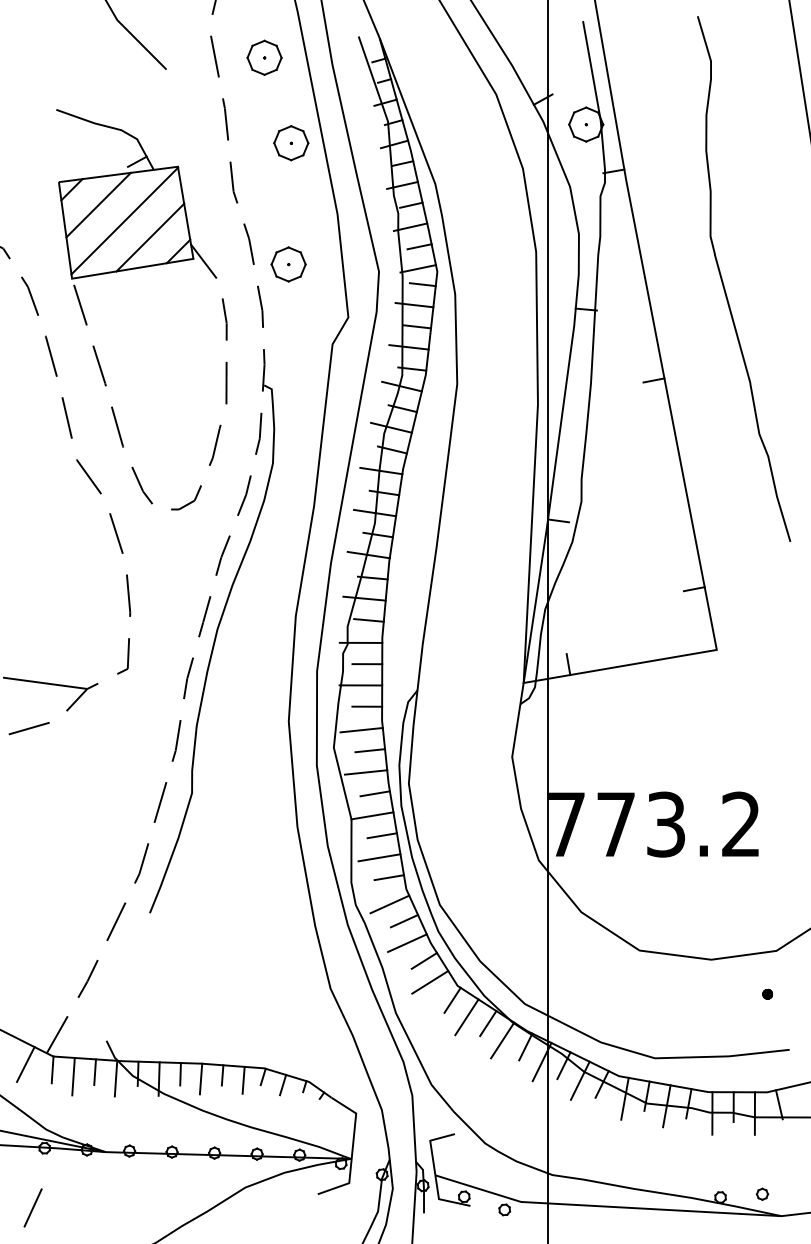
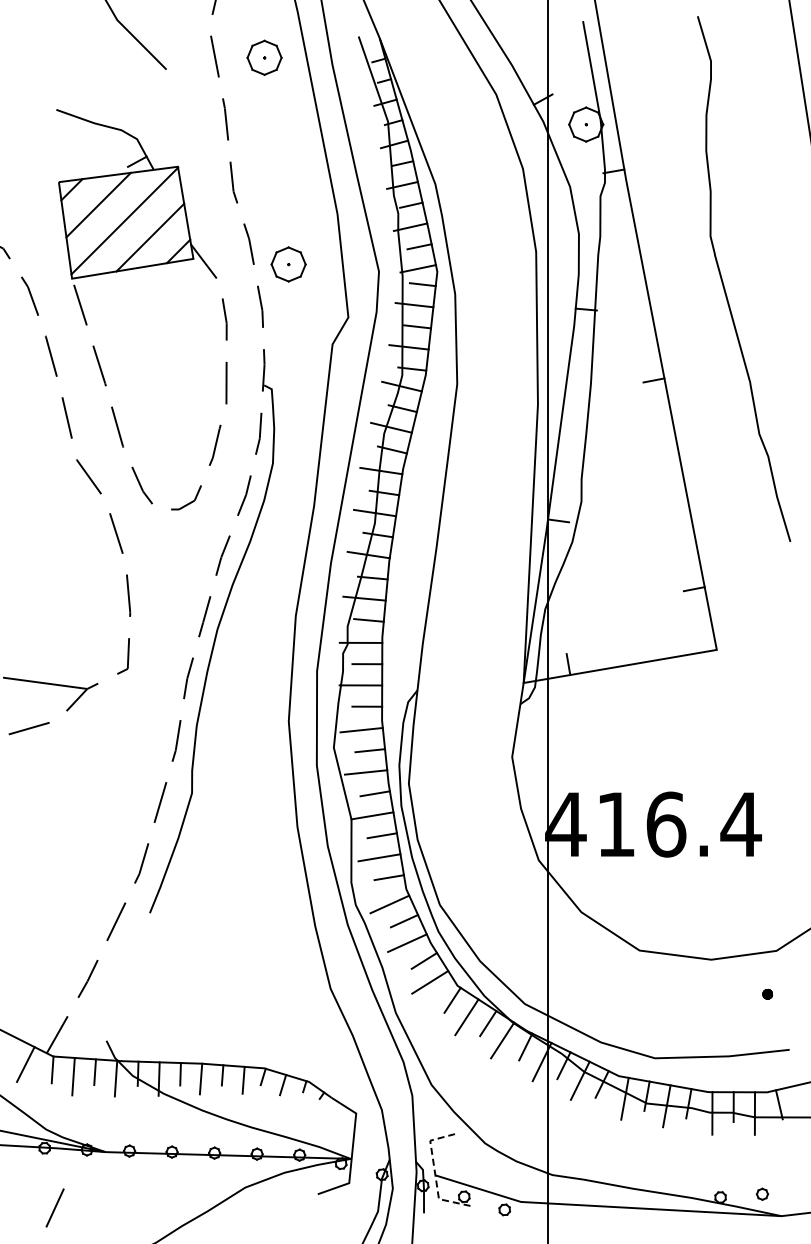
part: present -> none (291, 143)
text: 773.2 -> 416.4 (653, 824)
line: solid -> dashed (435, 1172)
line position: (32, 1207) -> (54, 1207) (54, 1207)
